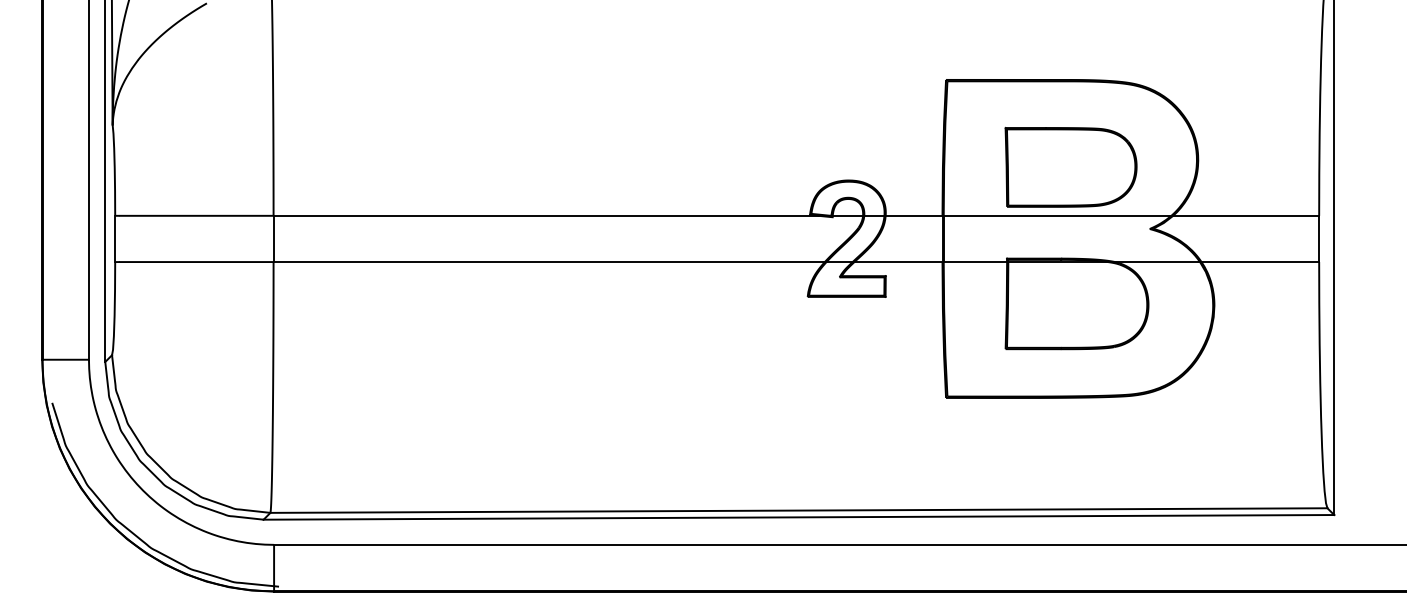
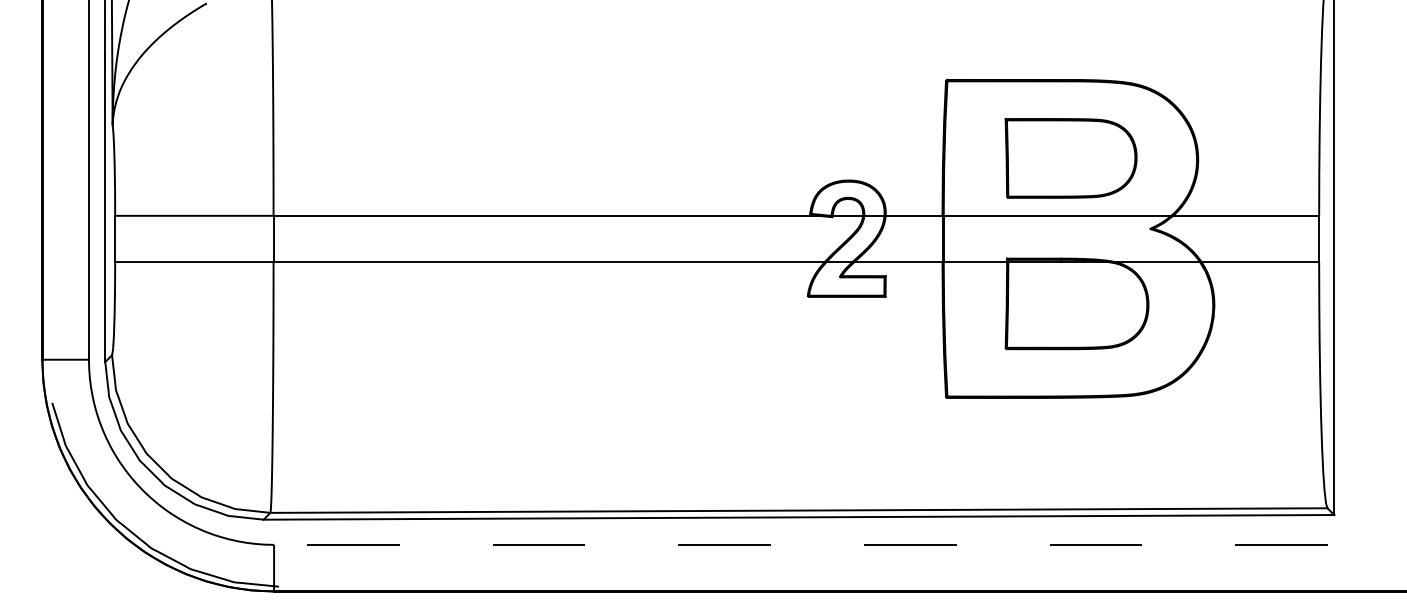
part position: (1070, 167) -> (1070, 158) (1070, 158)
line: solid -> dashed (839, 544)
